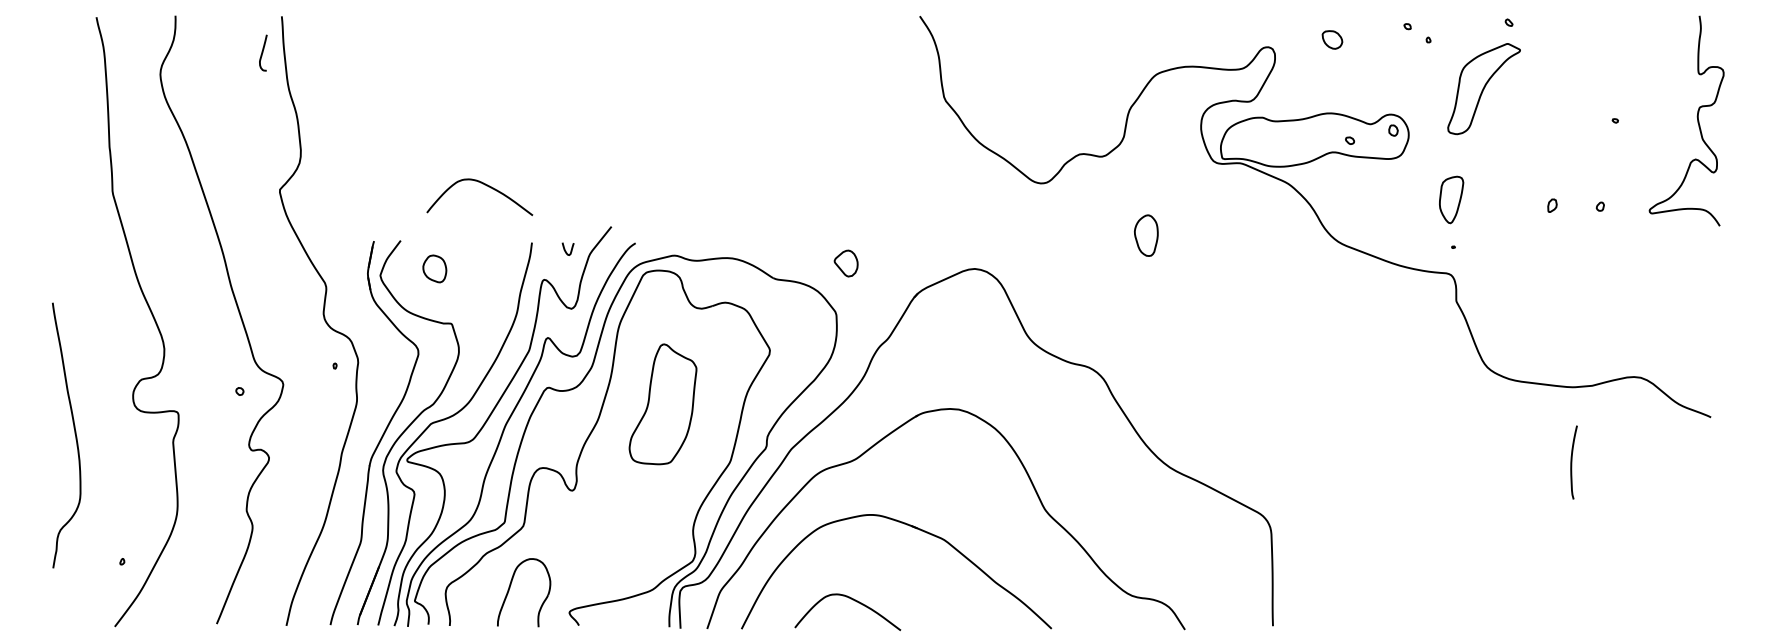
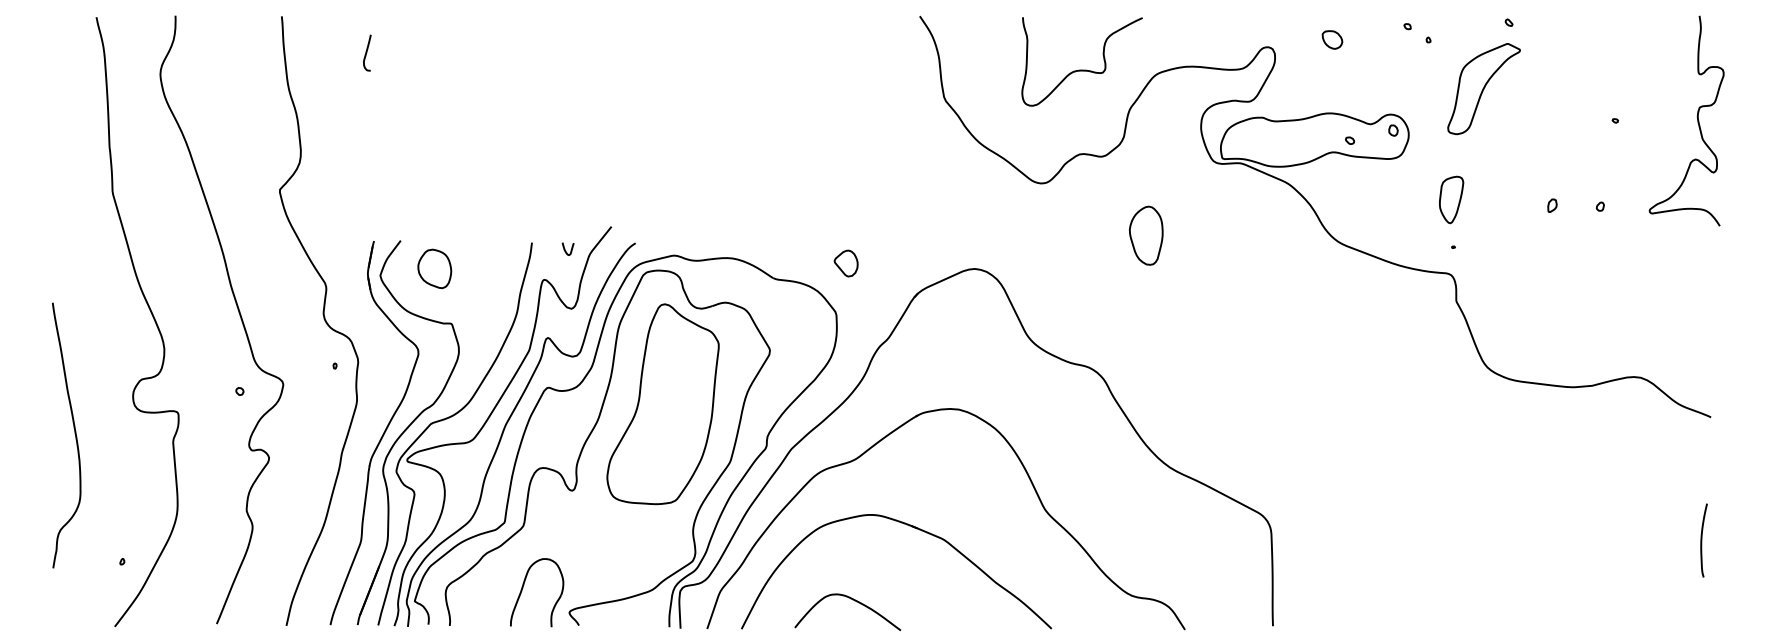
curve position: (263, 52) -> (367, 52) (367, 52)
curve: none -> present (1081, 69)
curve: present -> none (484, 185)
part size: 25x43 px -> 35x61 px (1146, 235)
part size: 26x30 px -> 36x42 px (434, 268)
part size: 70x123 px -> 114x203 px (662, 404)
curve position: (1572, 462) -> (1702, 540) (1702, 540)
part position: (510, 588) -> (523, 588) (523, 588)
